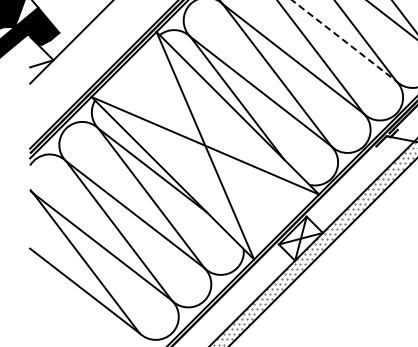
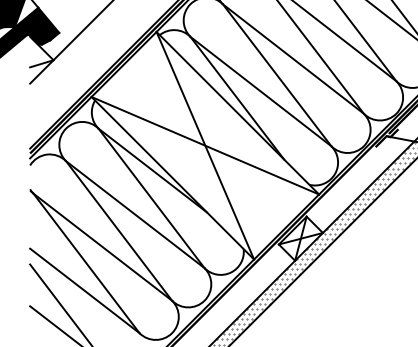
line: dashed -> solid (344, 40)
line: none -> present (59, 303)
line: none -> present (54, 324)
